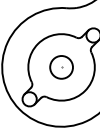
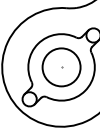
circle diameter: 23 px -> 38 px (61, 67)
